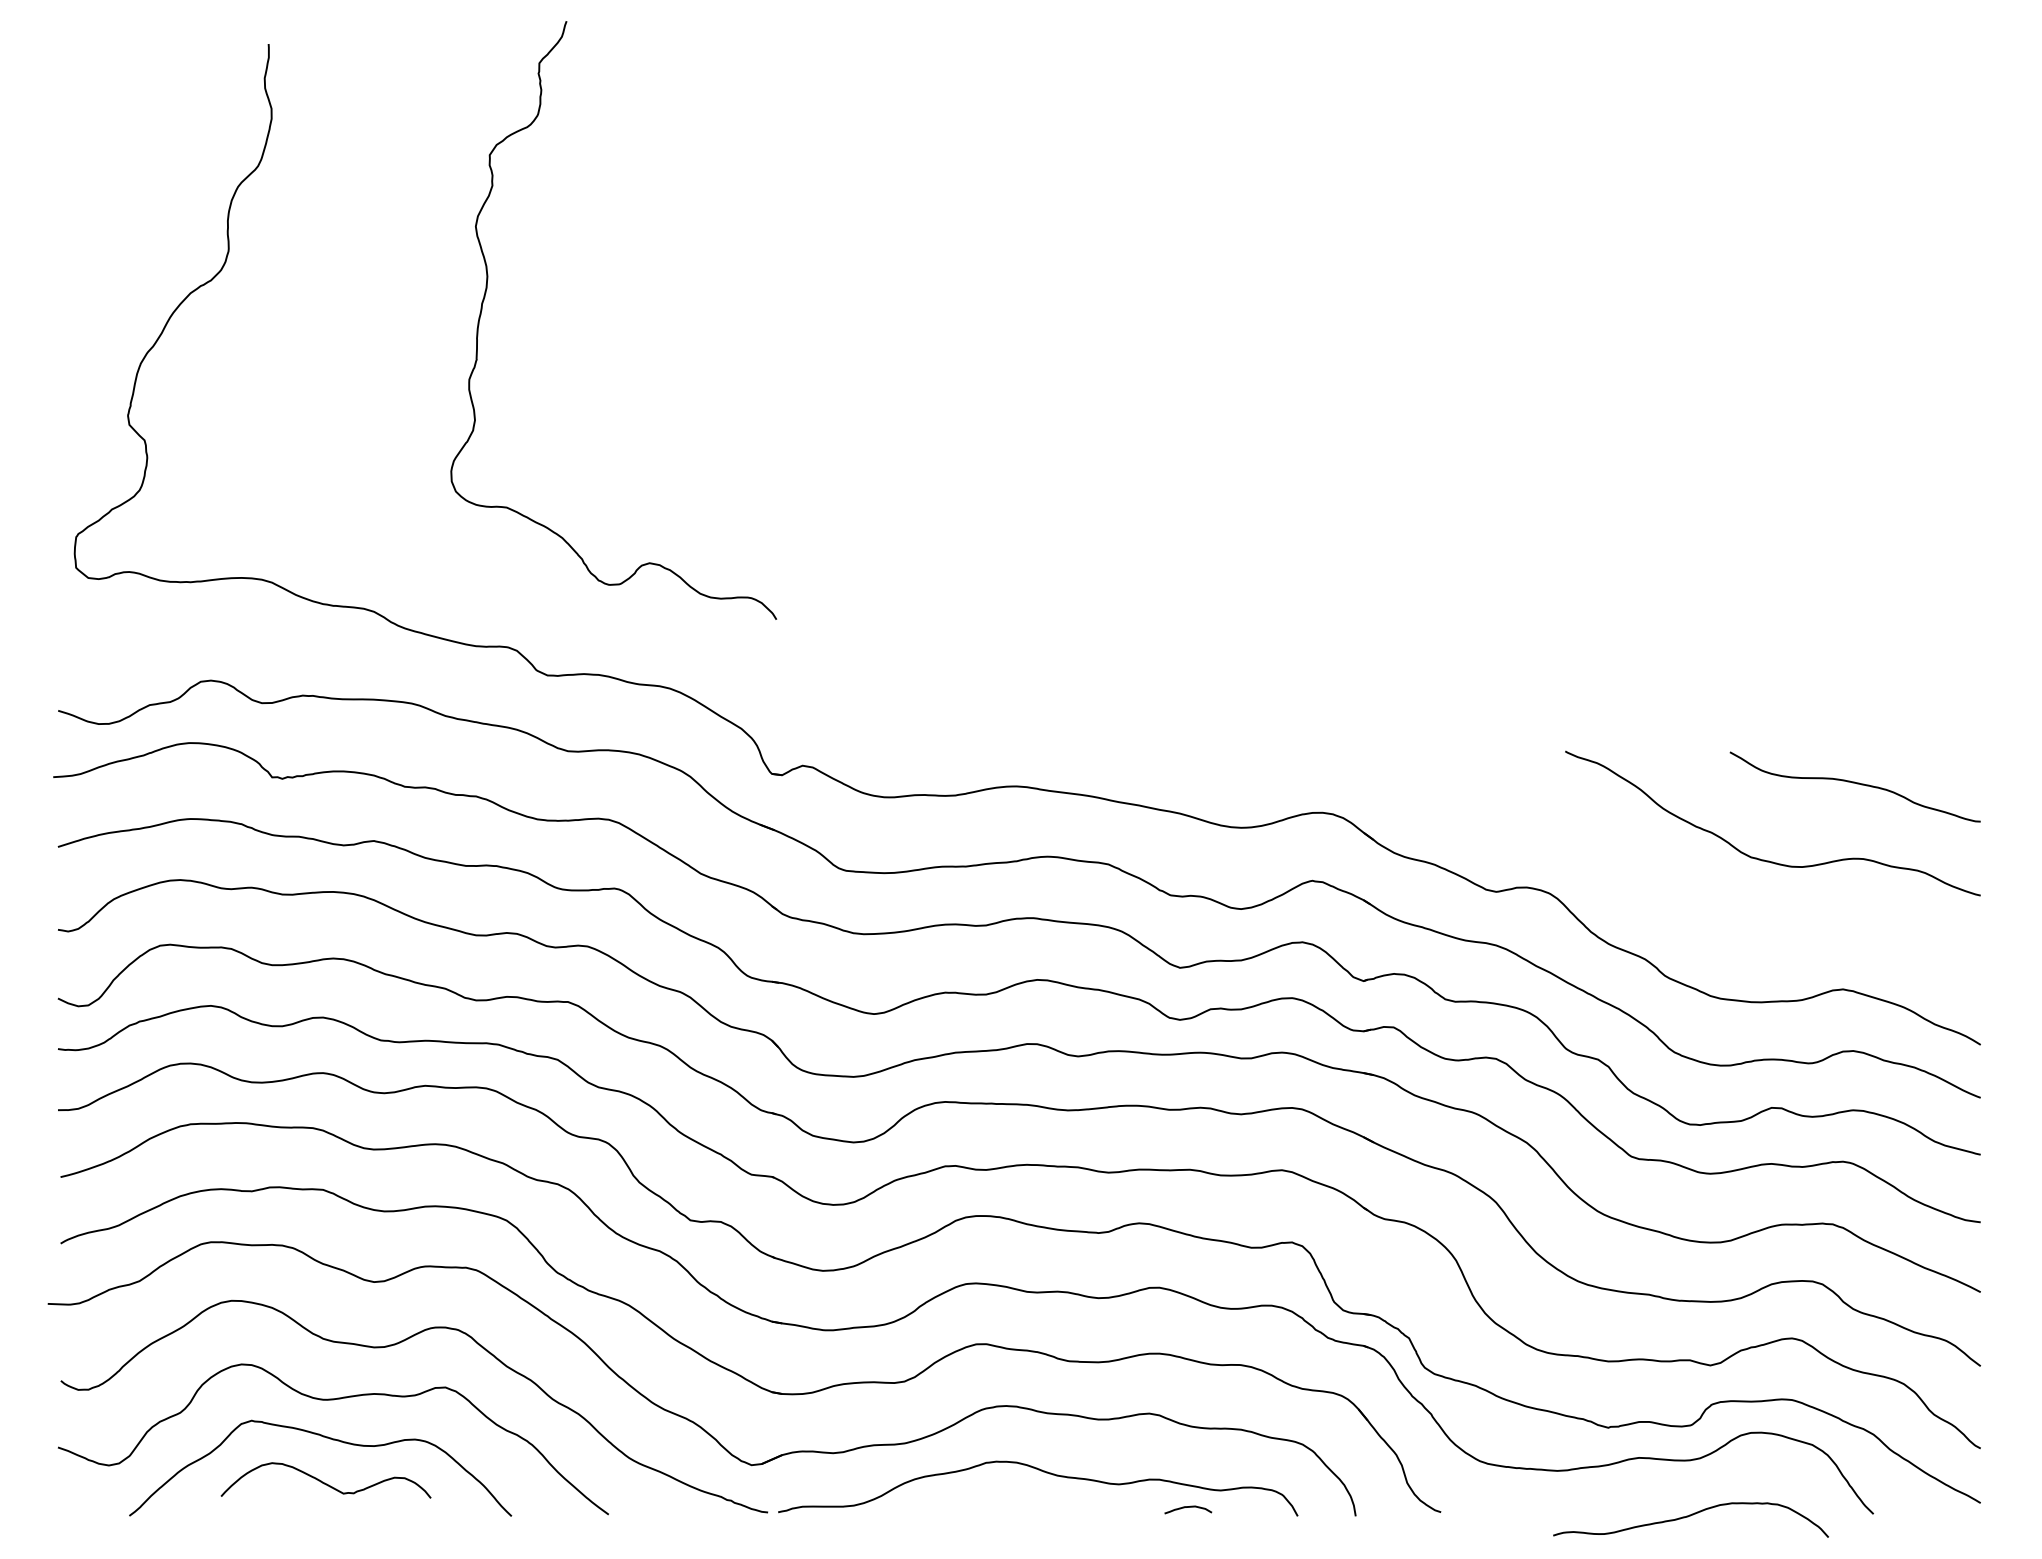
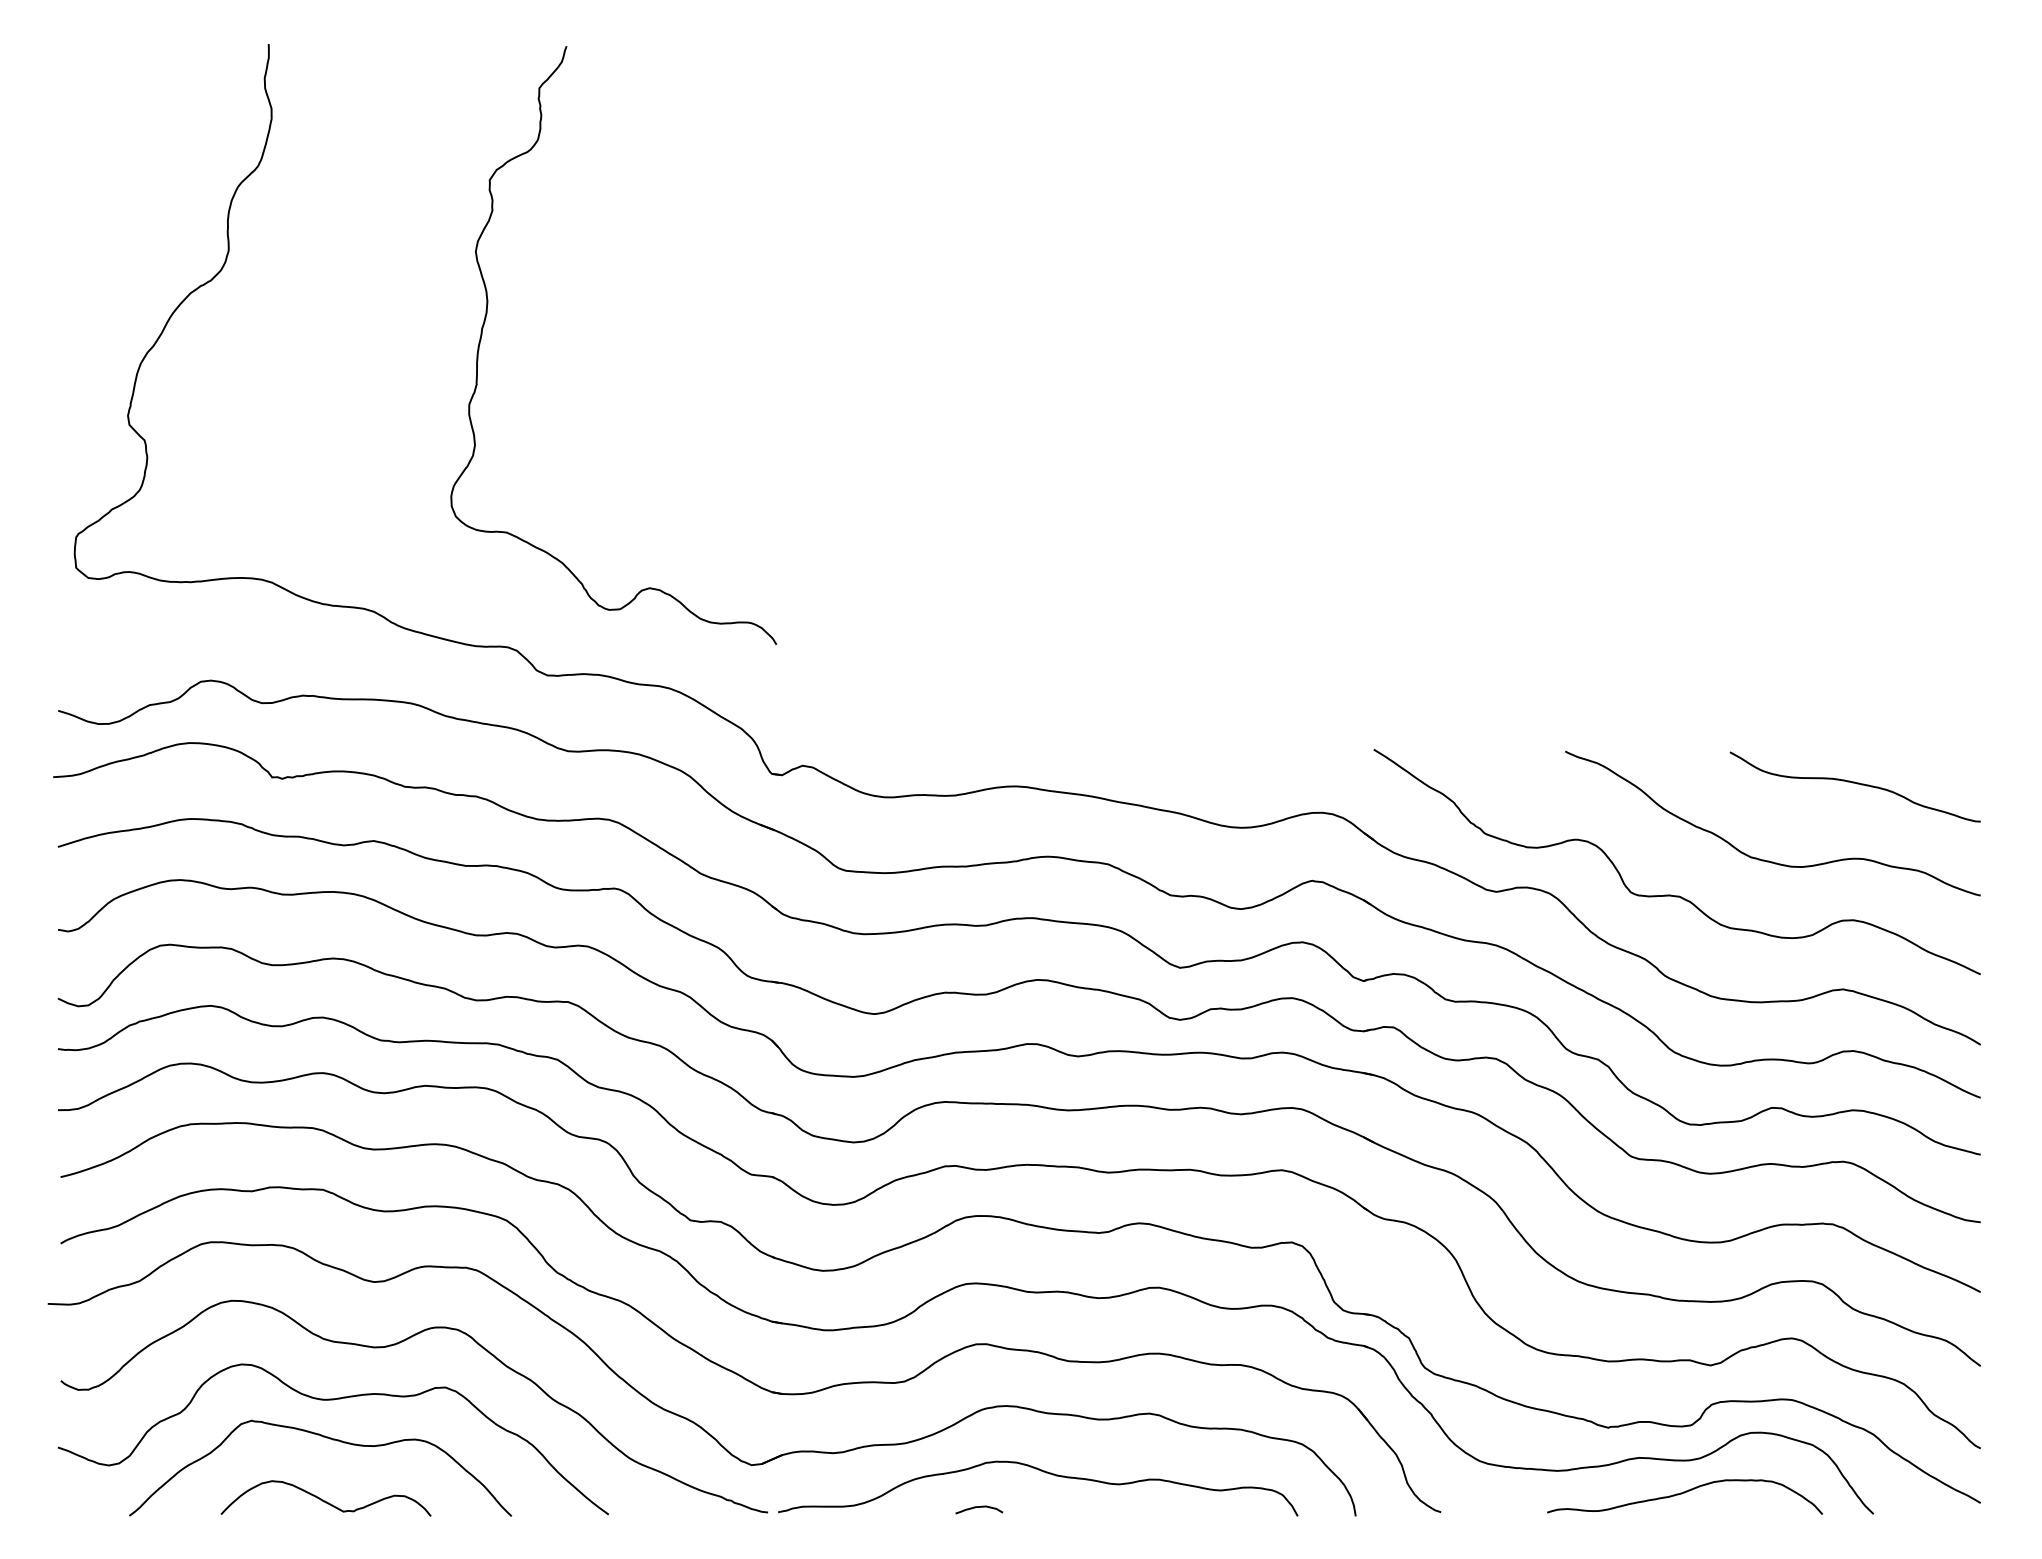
curve position: (487, 289) -> (487, 314) (487, 314)
curve: none -> present (1671, 894)
curve position: (323, 1481) -> (323, 1499) (323, 1499)
curve position: (1188, 1507) -> (979, 1507) (979, 1507)
curve position: (1688, 1517) -> (1682, 1494) (1682, 1494)
